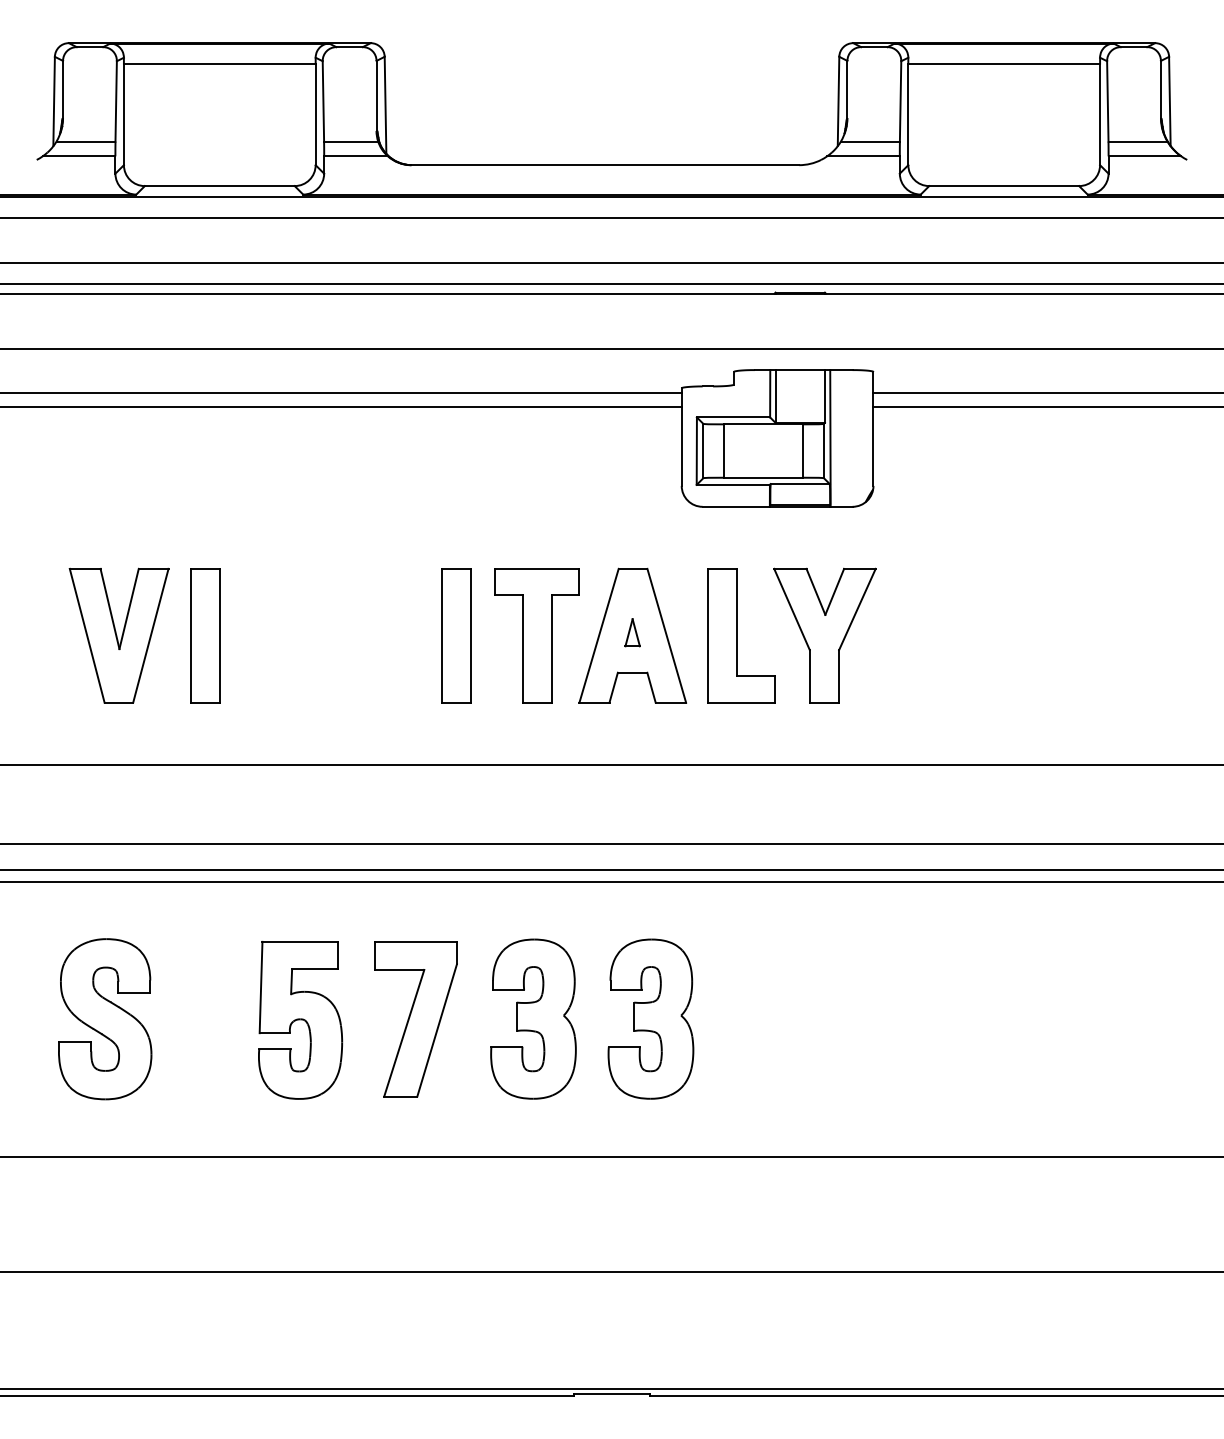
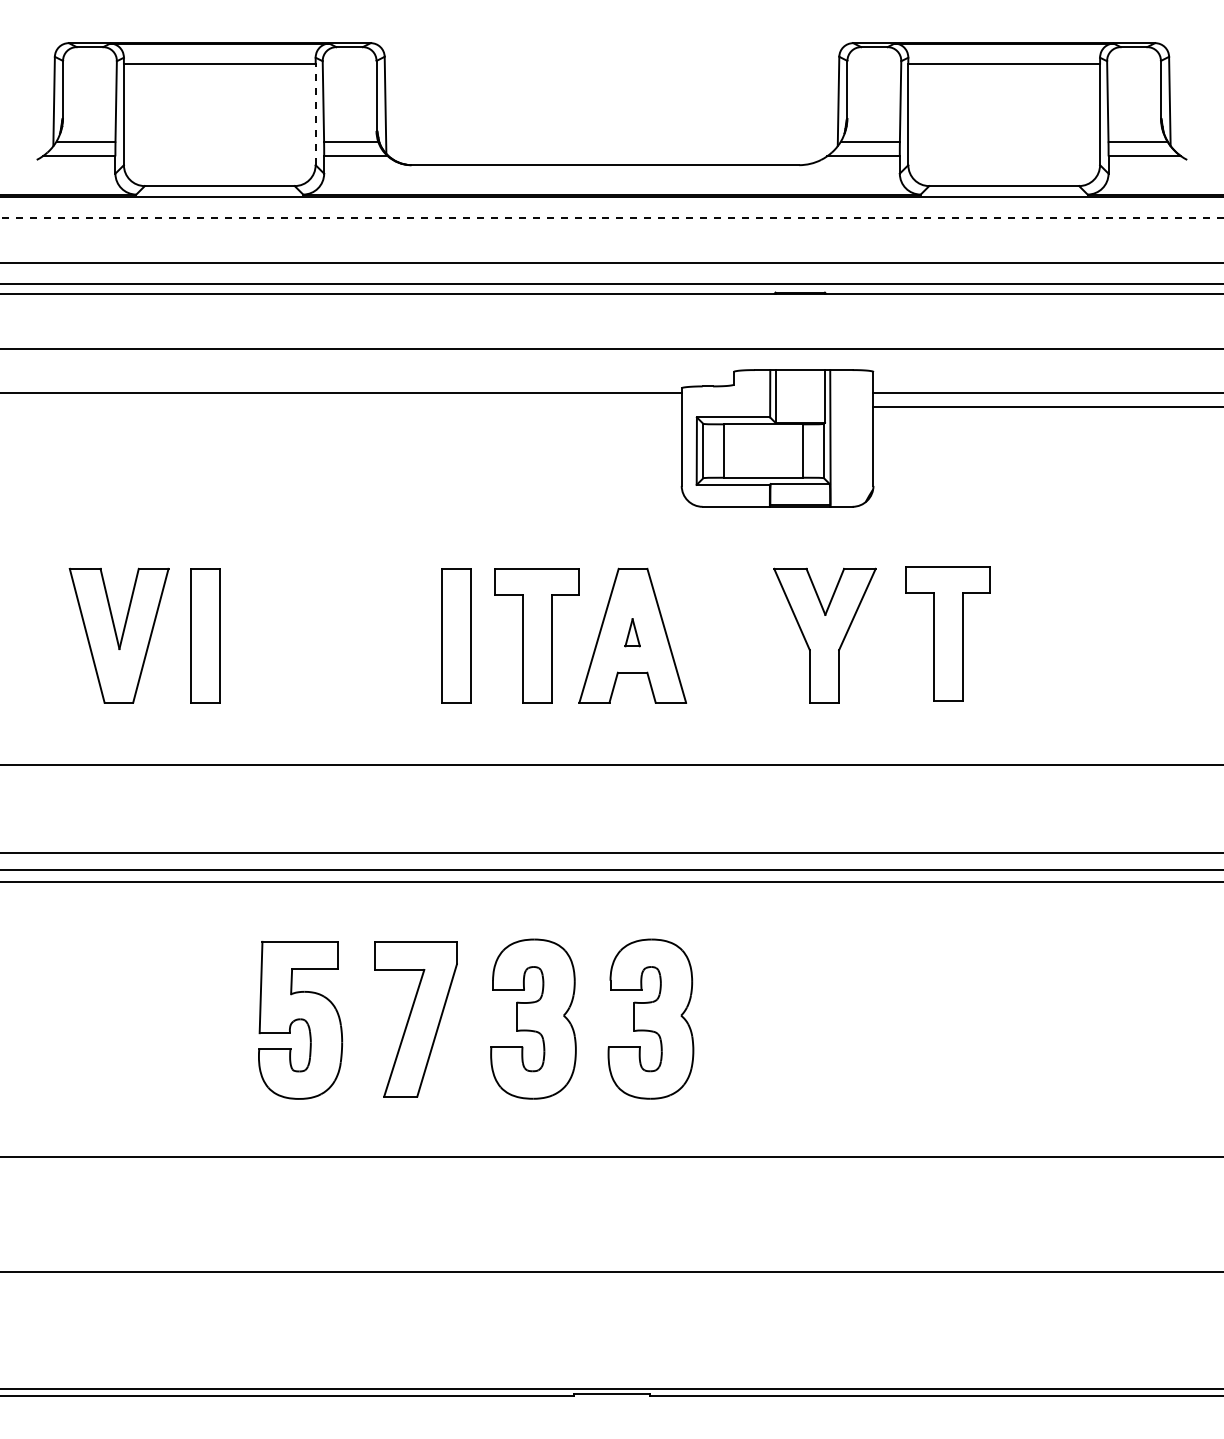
line: solid -> dashed (315, 114)
line: solid -> dashed (612, 218)
line: present -> none (341, 406)
part: none -> present (947, 633)
part: present -> none (741, 635)
line position: (611, 843) -> (611, 852) (611, 852)
part: present -> none (105, 1019)
